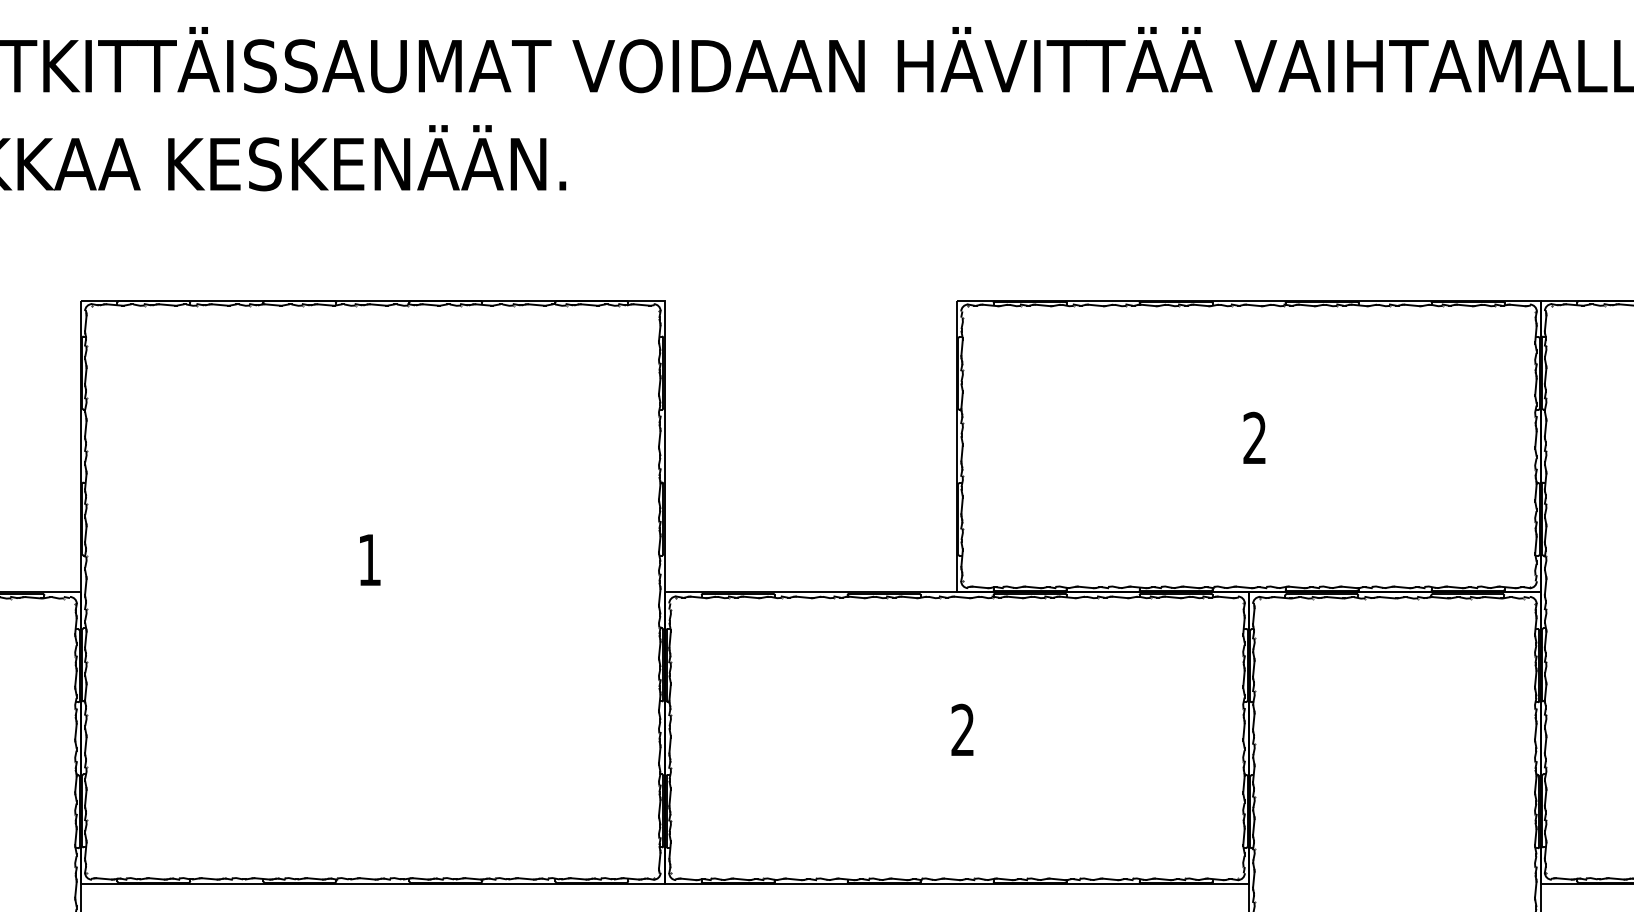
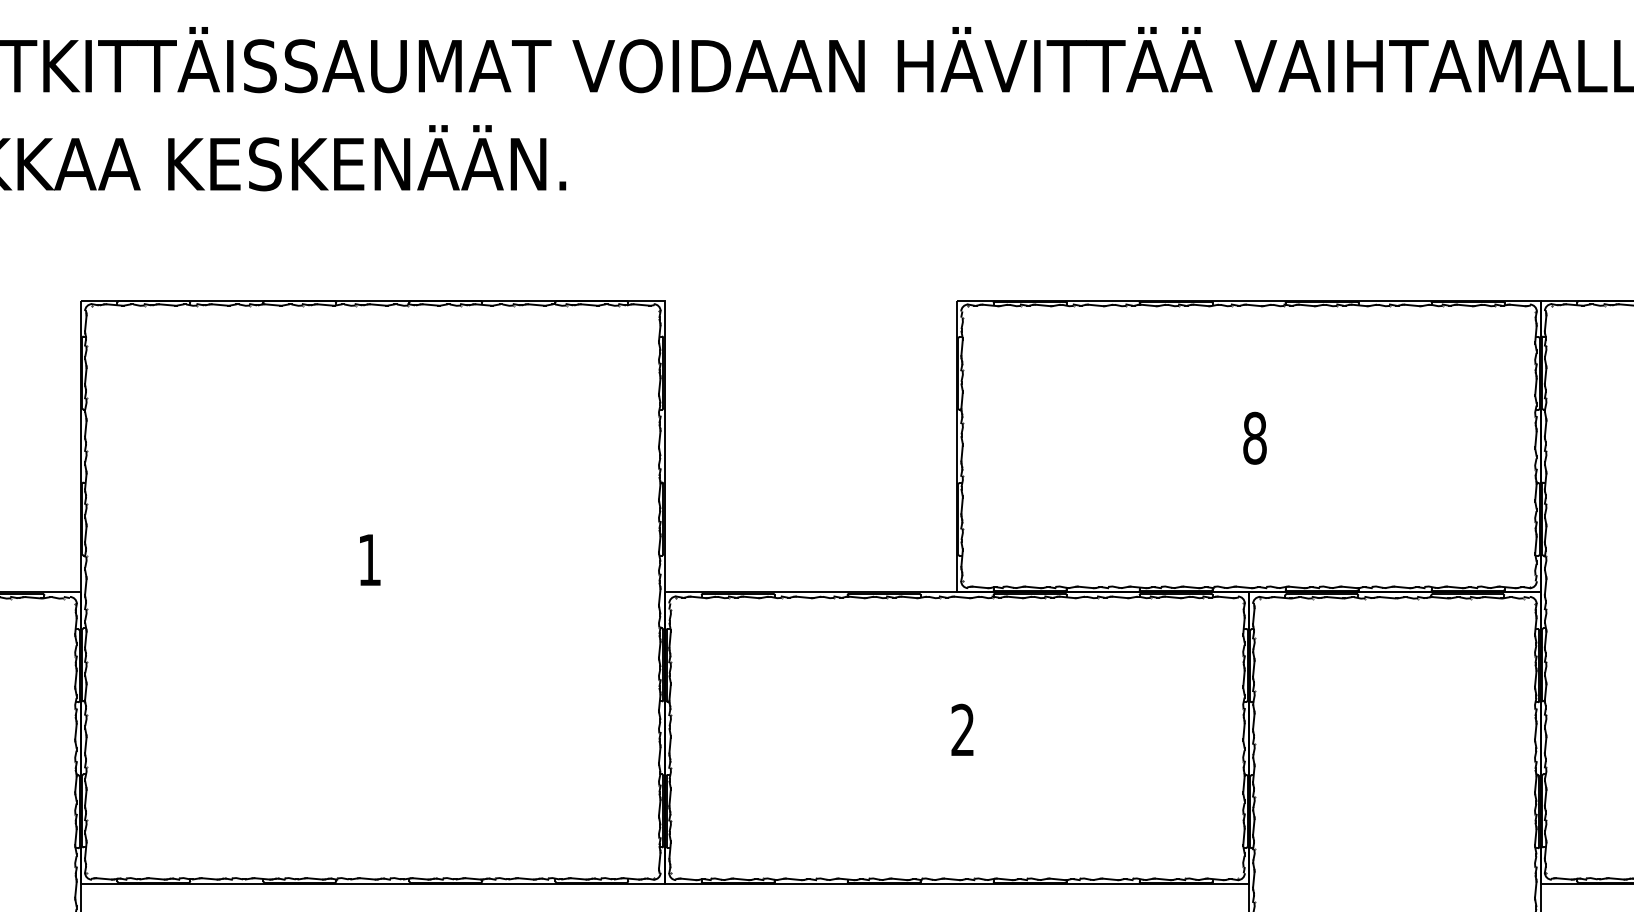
text: 2 -> 8 (1254, 437)
